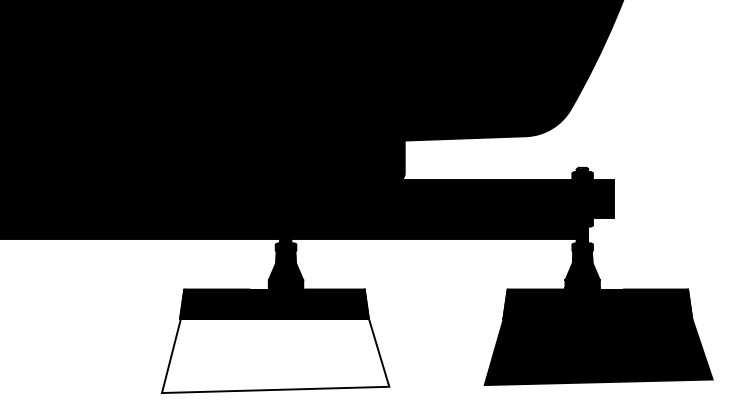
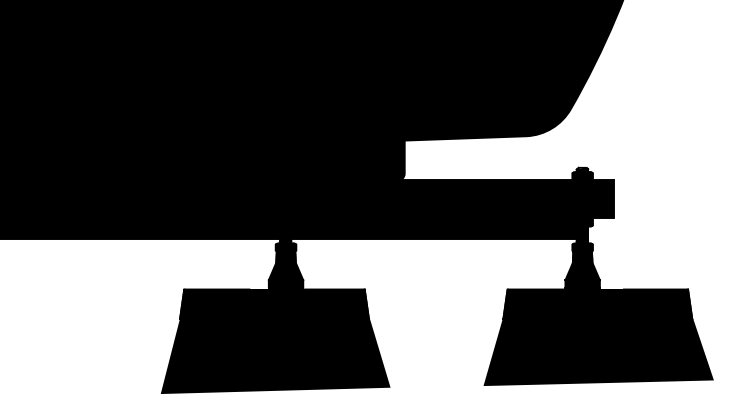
fill: none -> present (275, 355)
